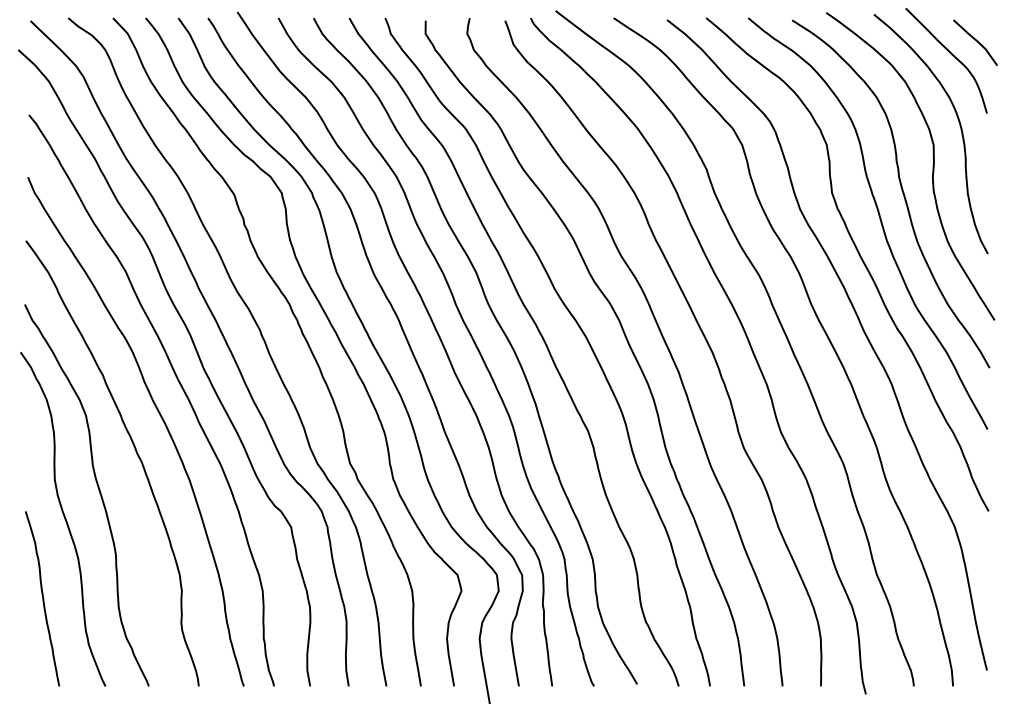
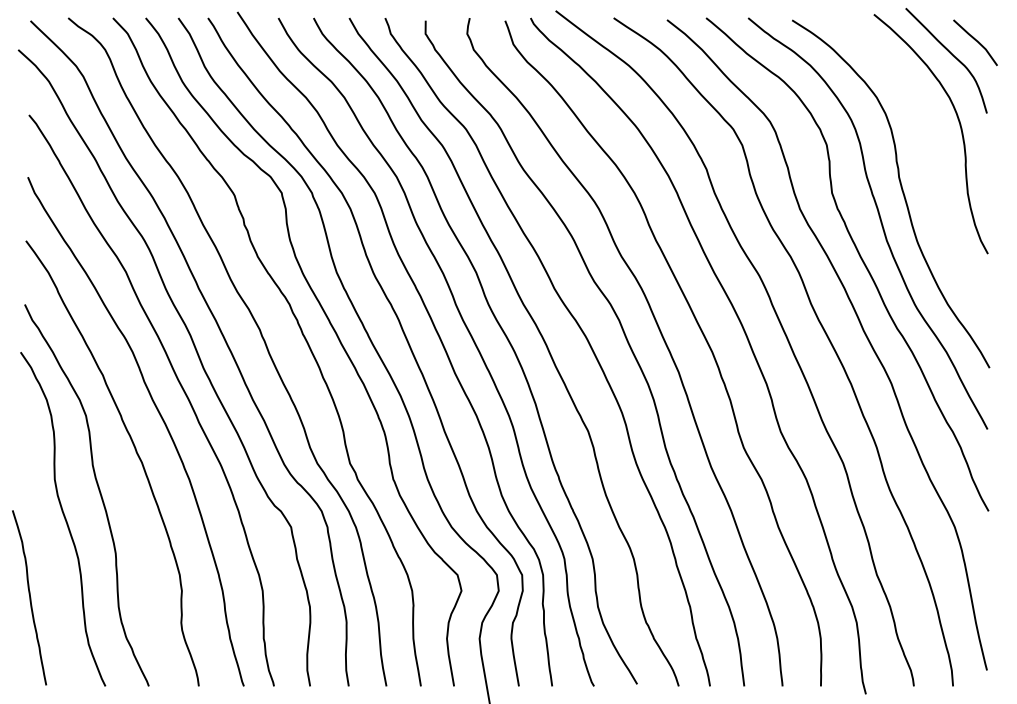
curve: present -> none (932, 166)
curve position: (42, 598) -> (29, 597) (29, 597)
